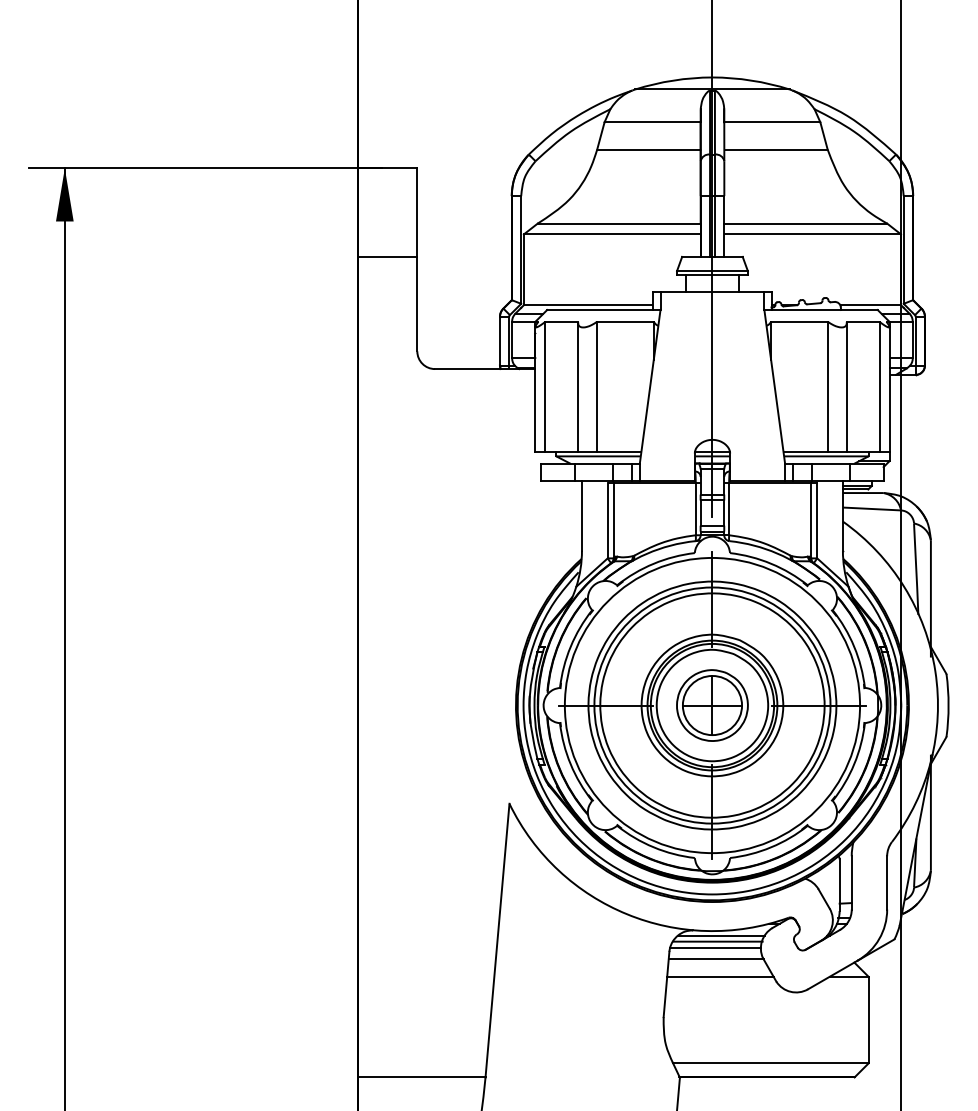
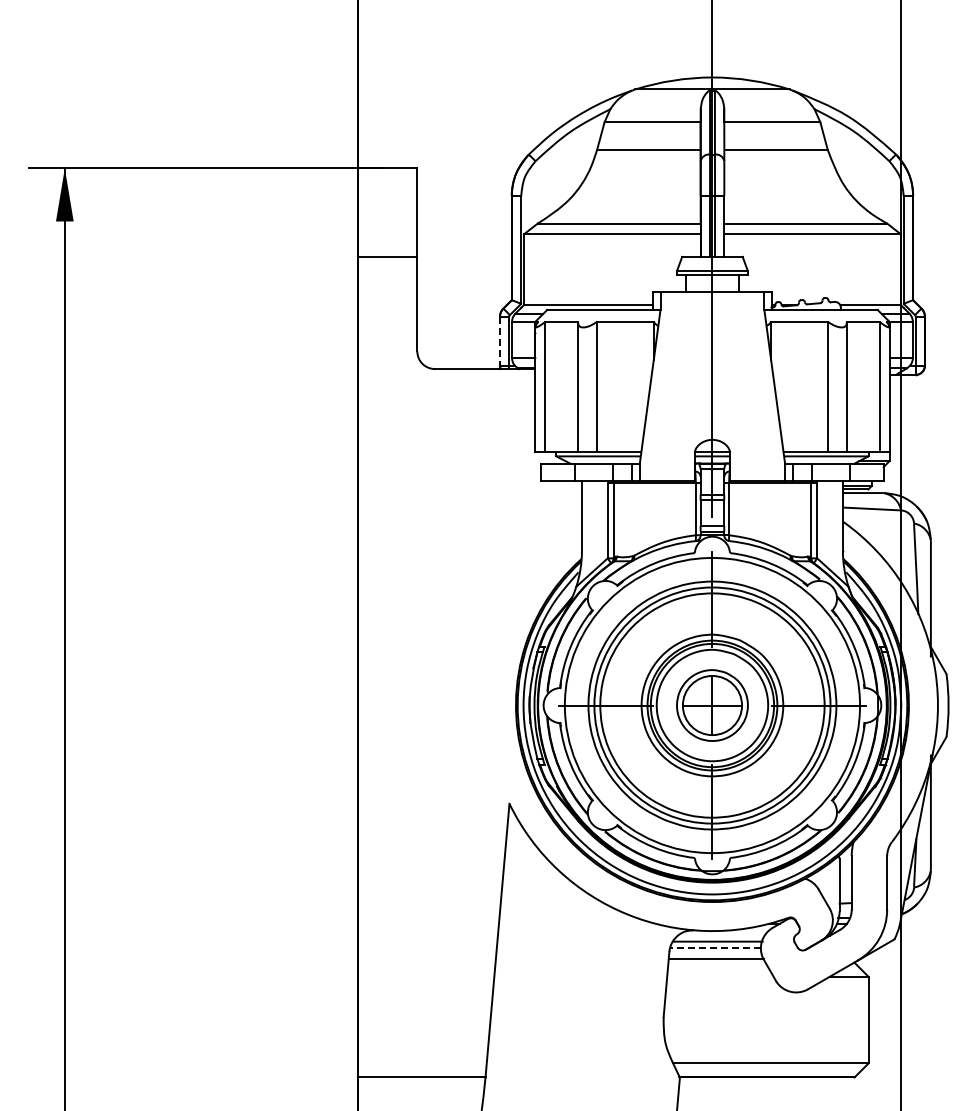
line: solid -> dashed (499, 341)
line: present -> none (720, 935)
line: solid -> dashed (714, 947)
line: present -> none (720, 976)
